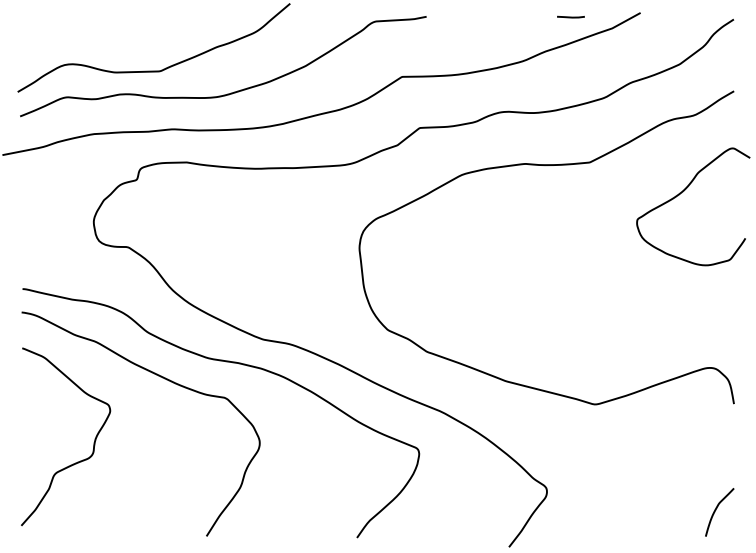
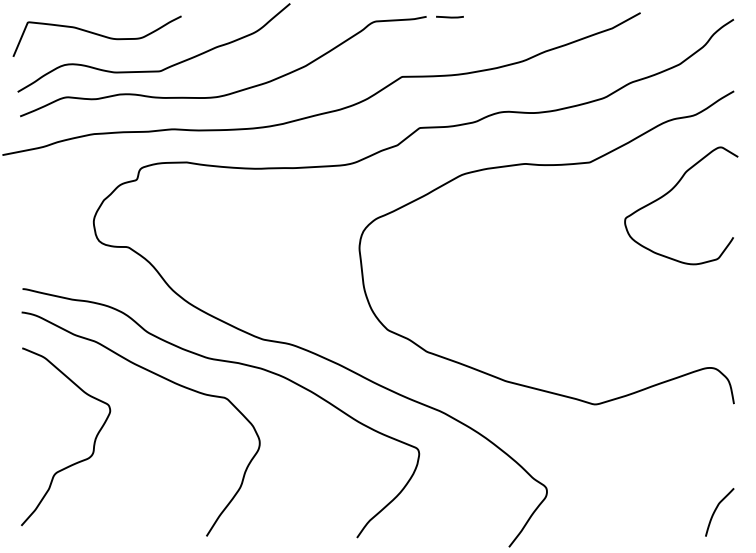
line position: (570, 16) -> (449, 16) (449, 16)
curve: none -> present (96, 35)
curve position: (683, 192) -> (671, 191) (671, 191)
